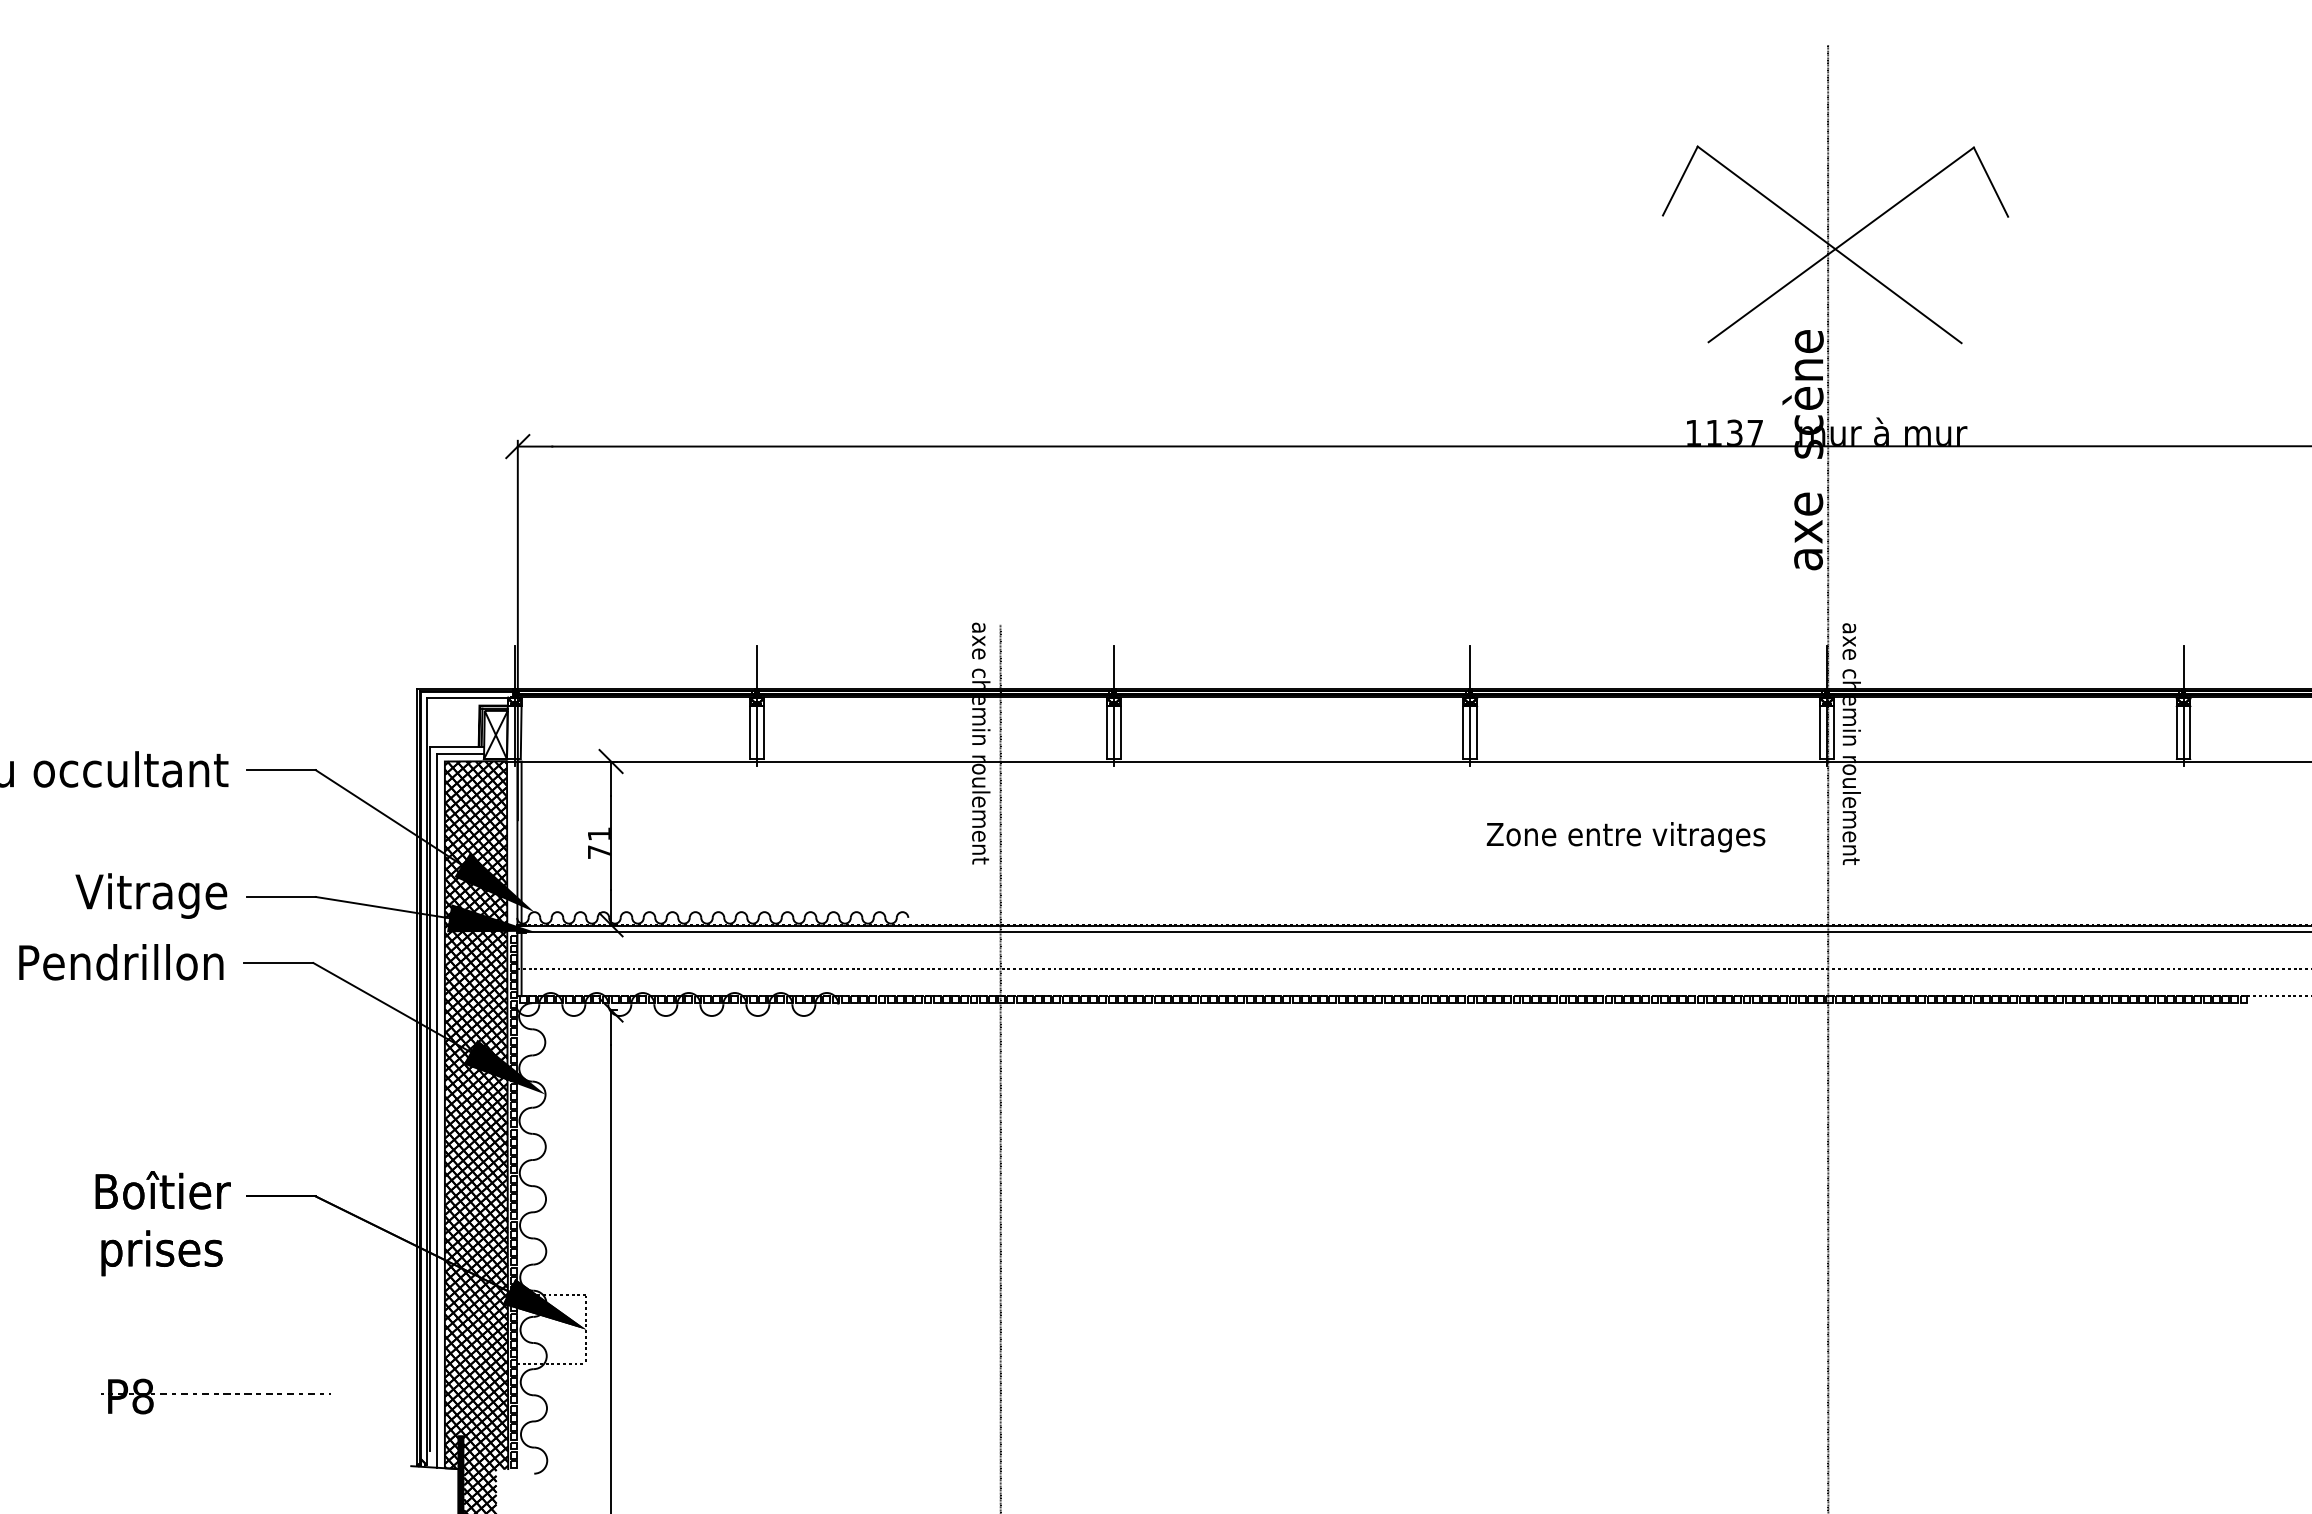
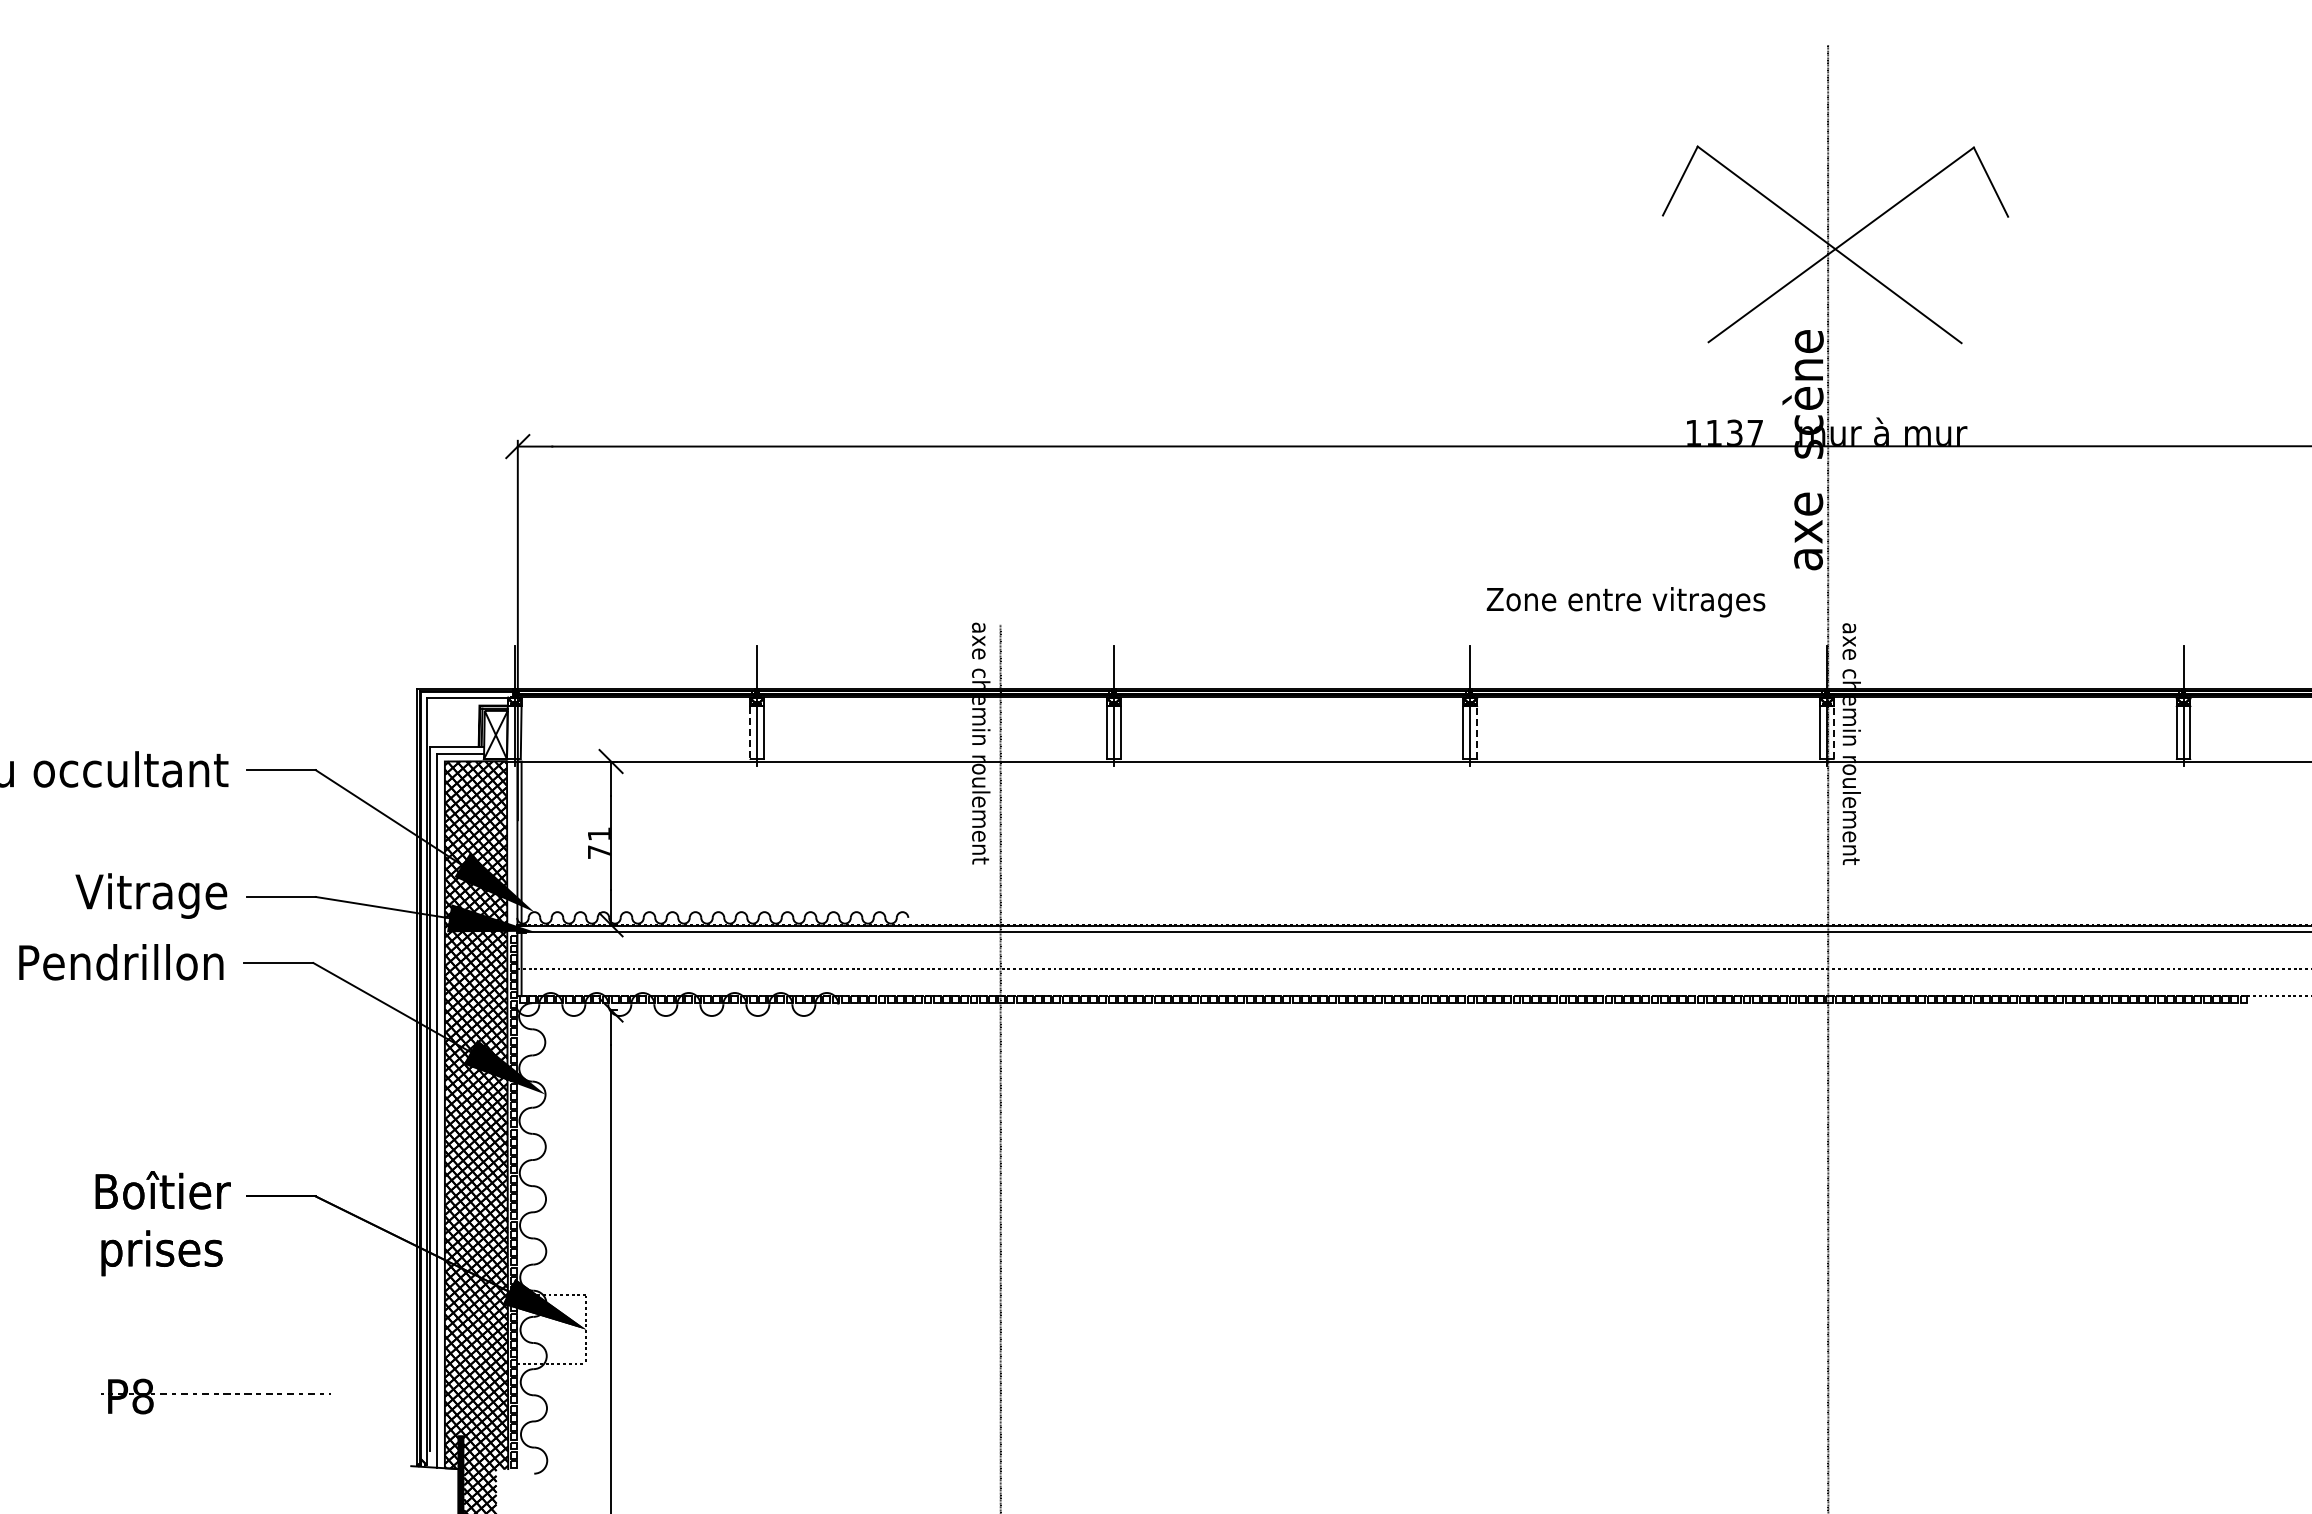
line: solid -> dashed (750, 732)
line: solid -> dashed (1477, 732)
line: solid -> dashed (1833, 732)
text position: (1625, 837) -> (1625, 602) (1625, 602)
